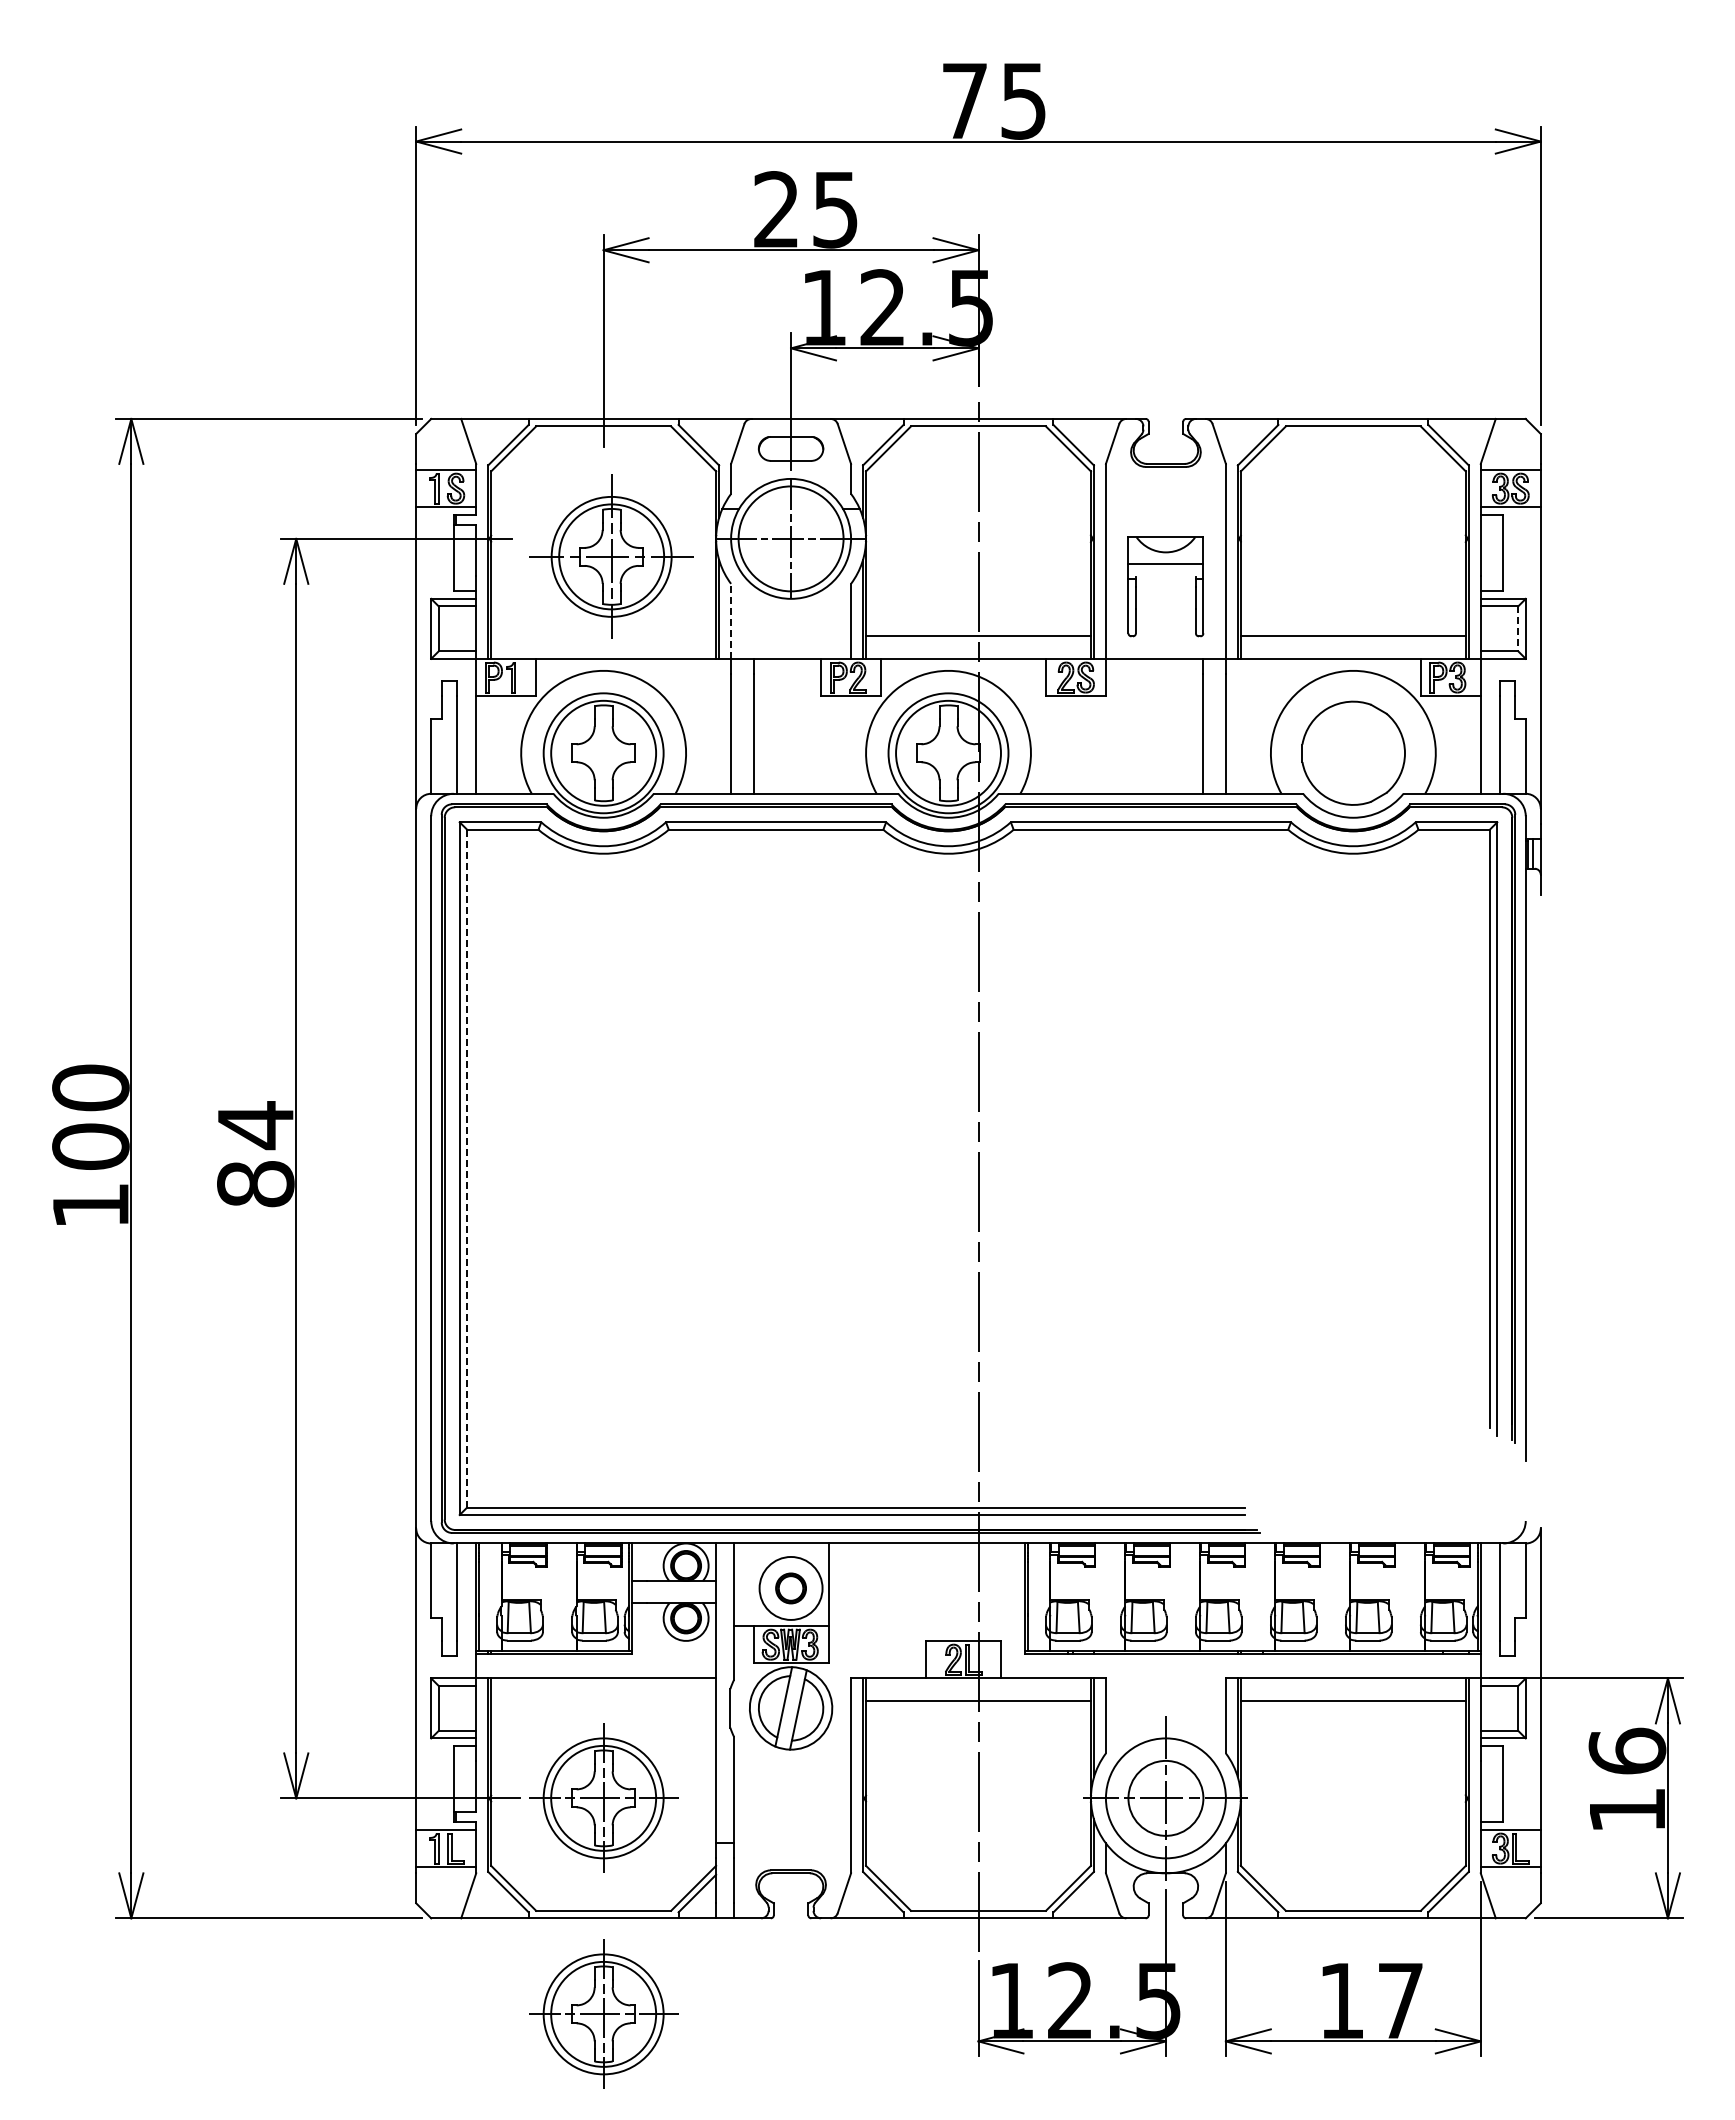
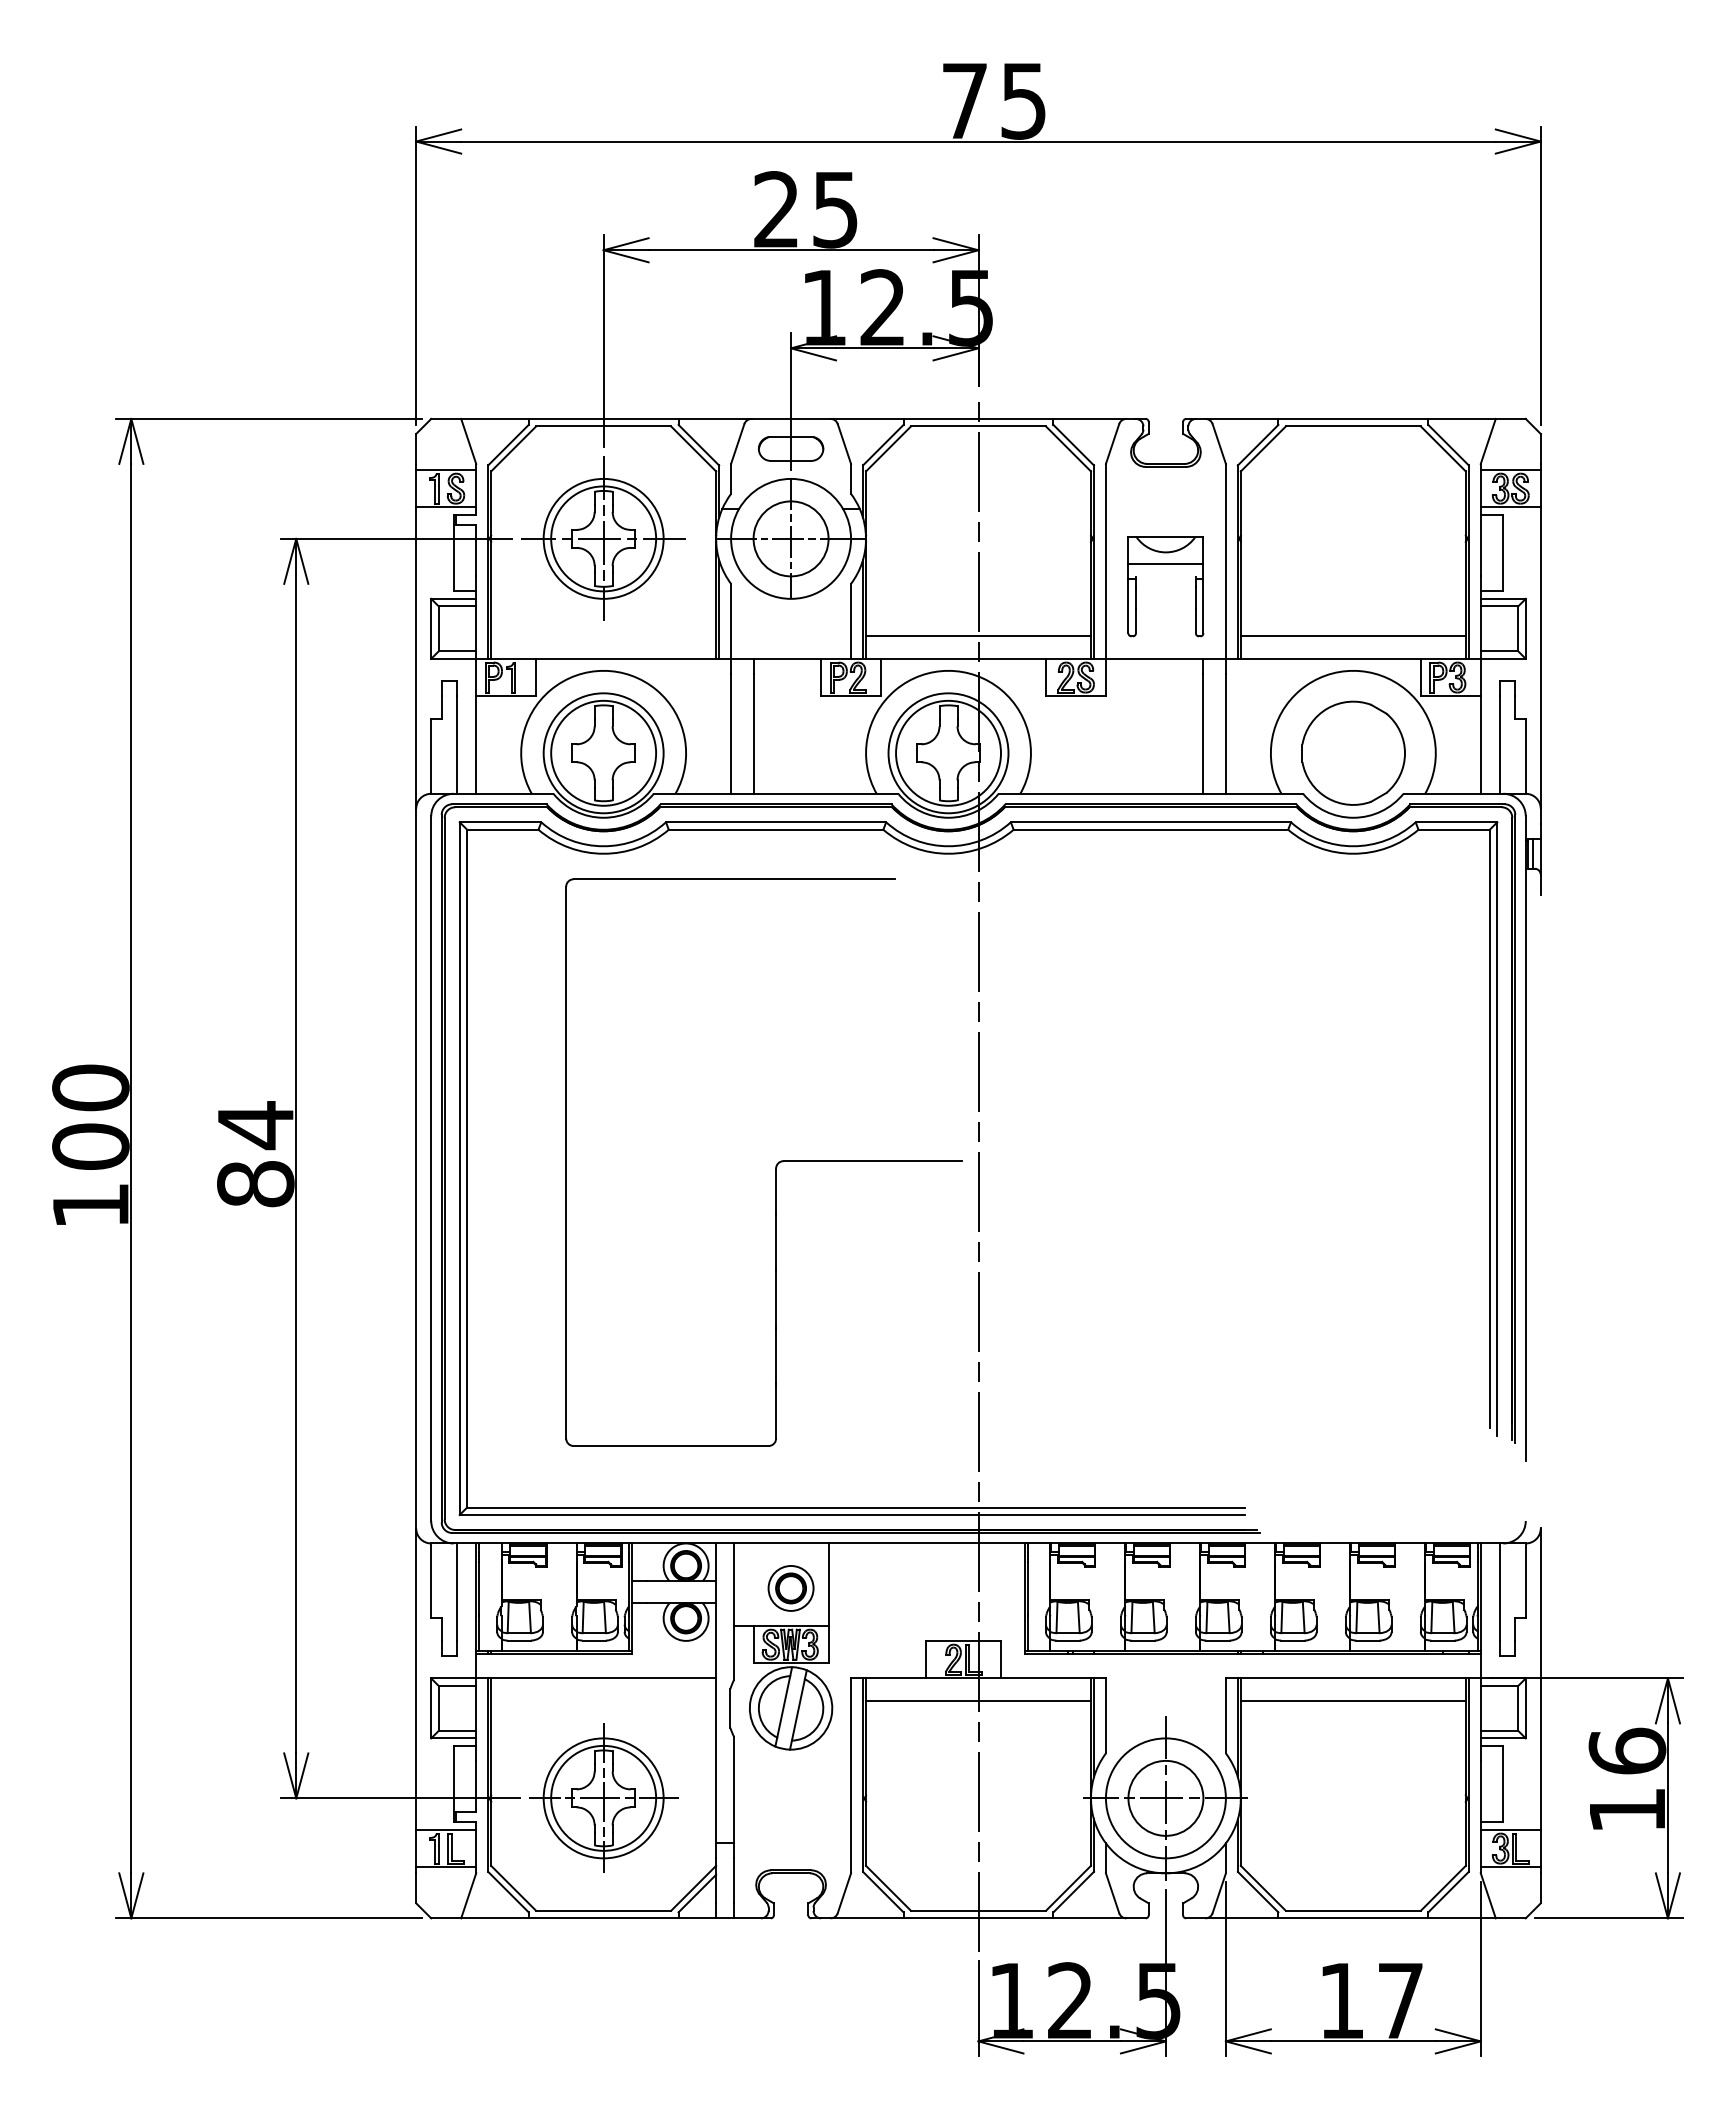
circle diameter: 105 px -> 75 px (790, 538)
part position: (611, 556) -> (603, 538) (603, 538)
line: dashed -> solid (731, 620)
line: dashed -> solid (1518, 629)
part: none -> present (775, 1165)
line: dashed -> solid (467, 1168)
circle diameter: 63 px -> 45 px (790, 1587)
part: present -> none (603, 2013)
